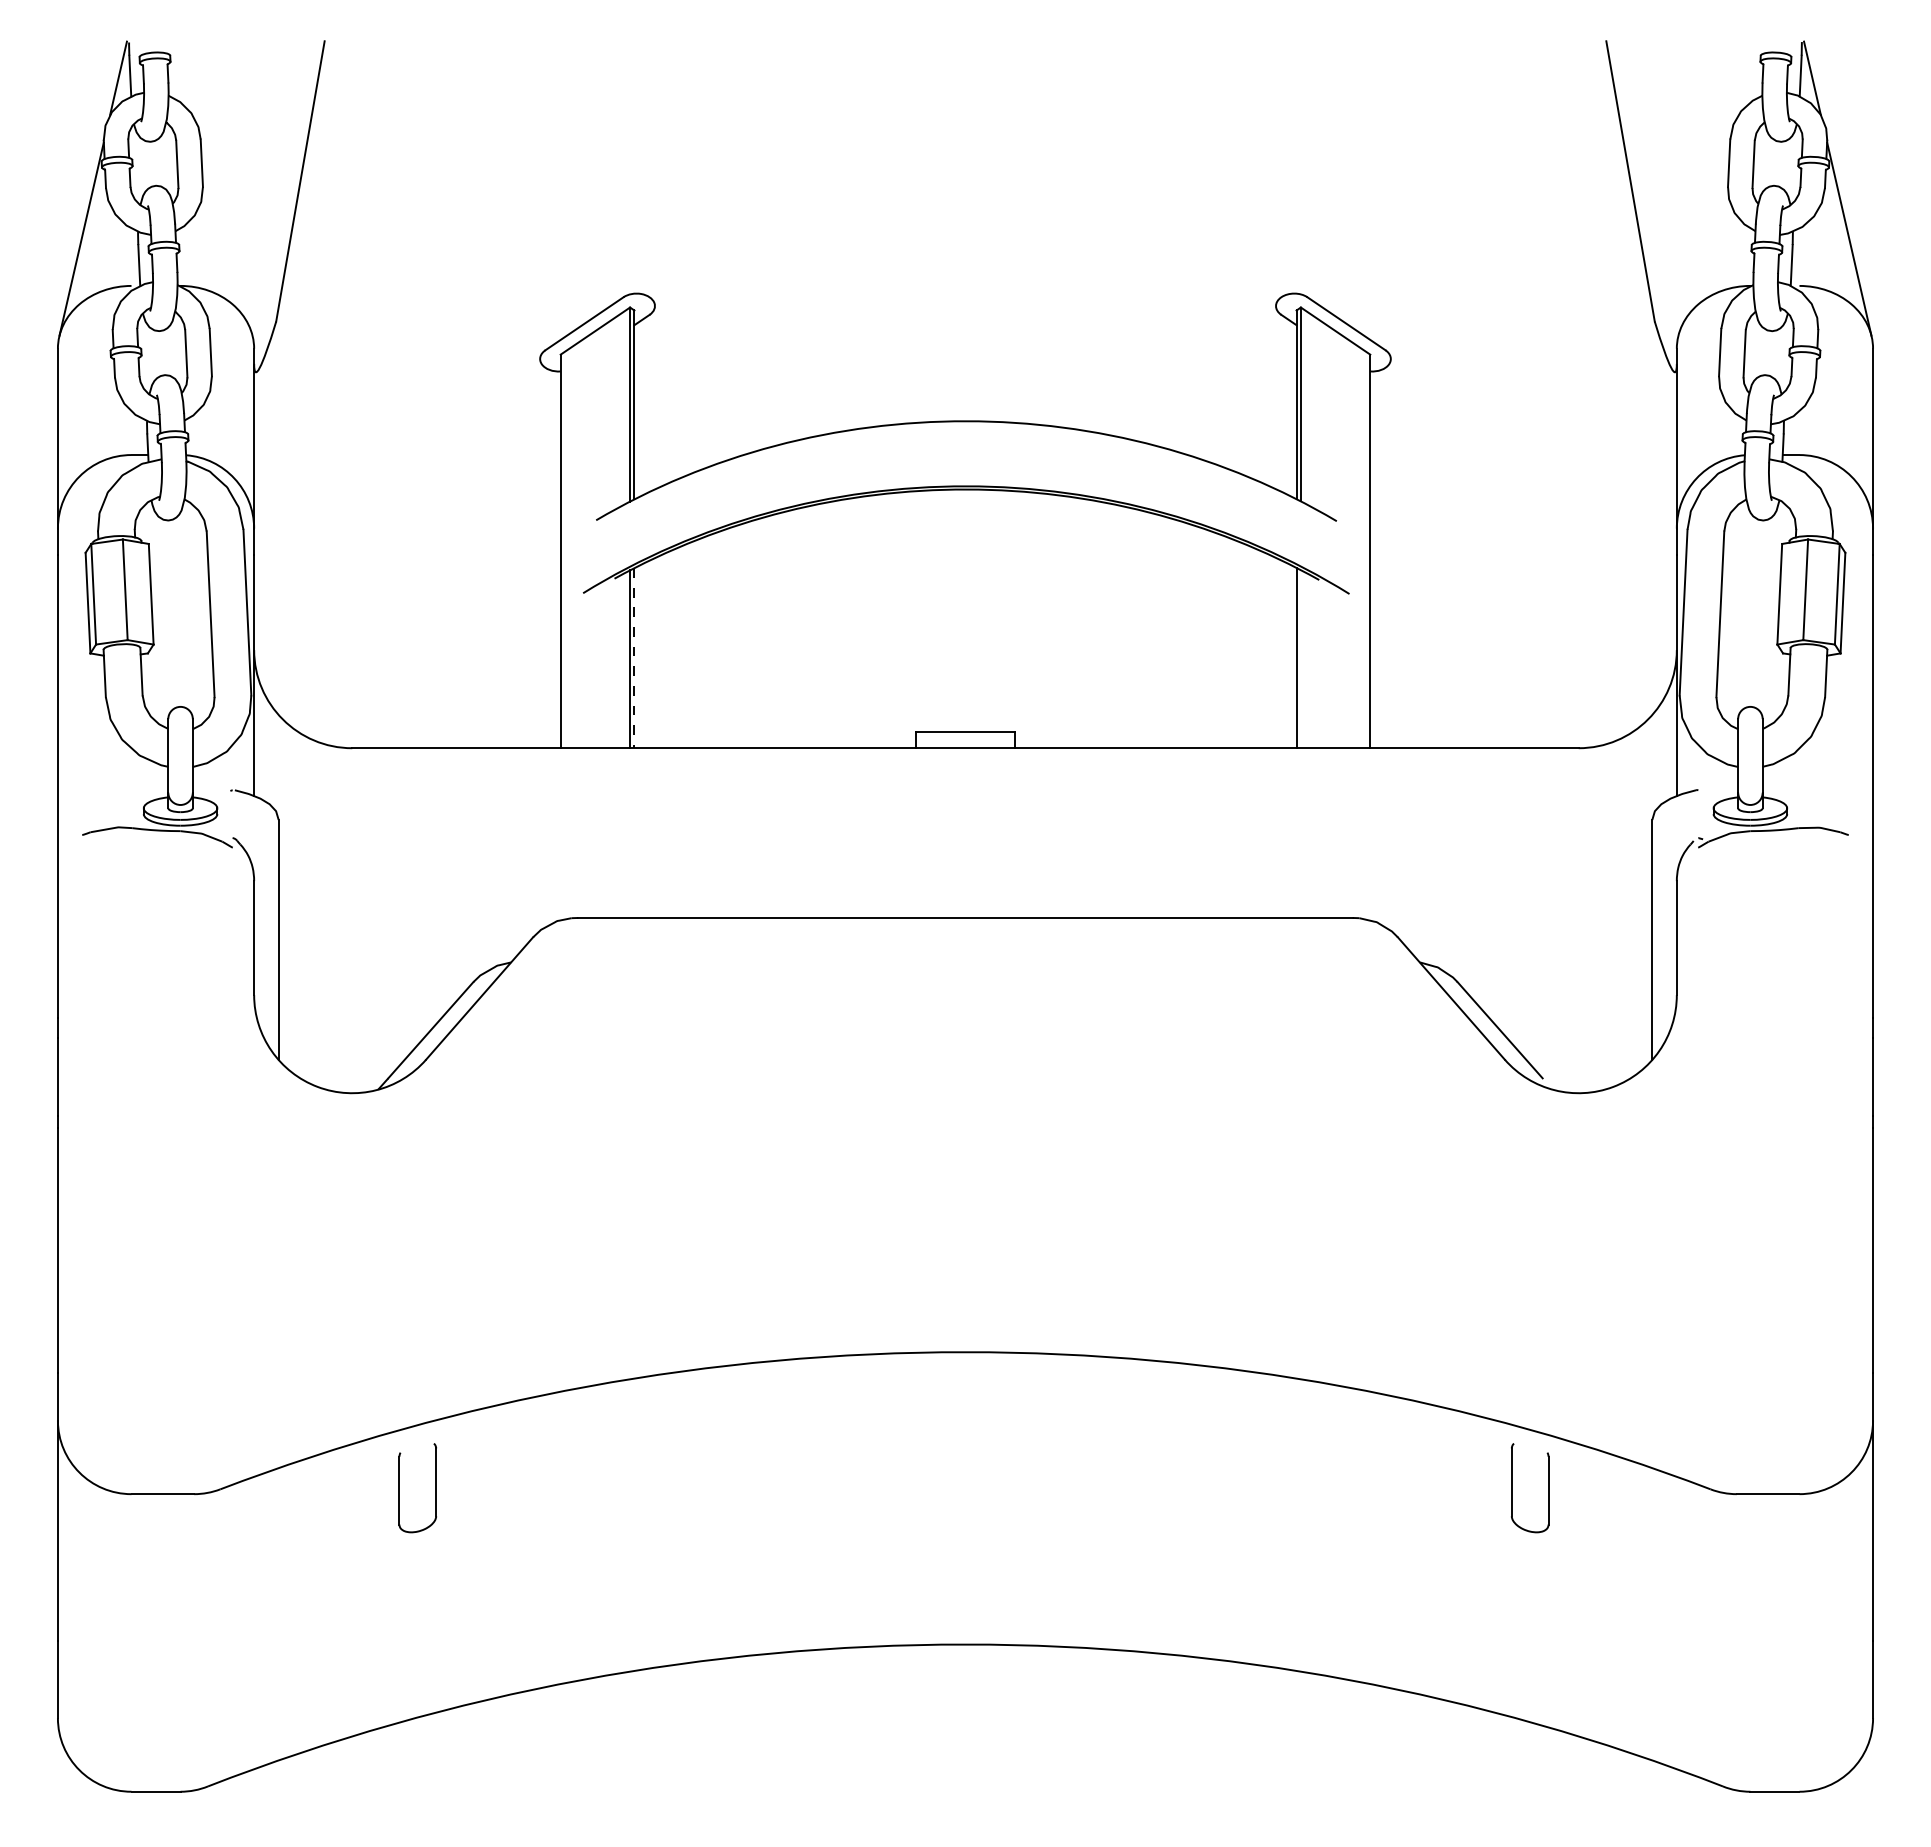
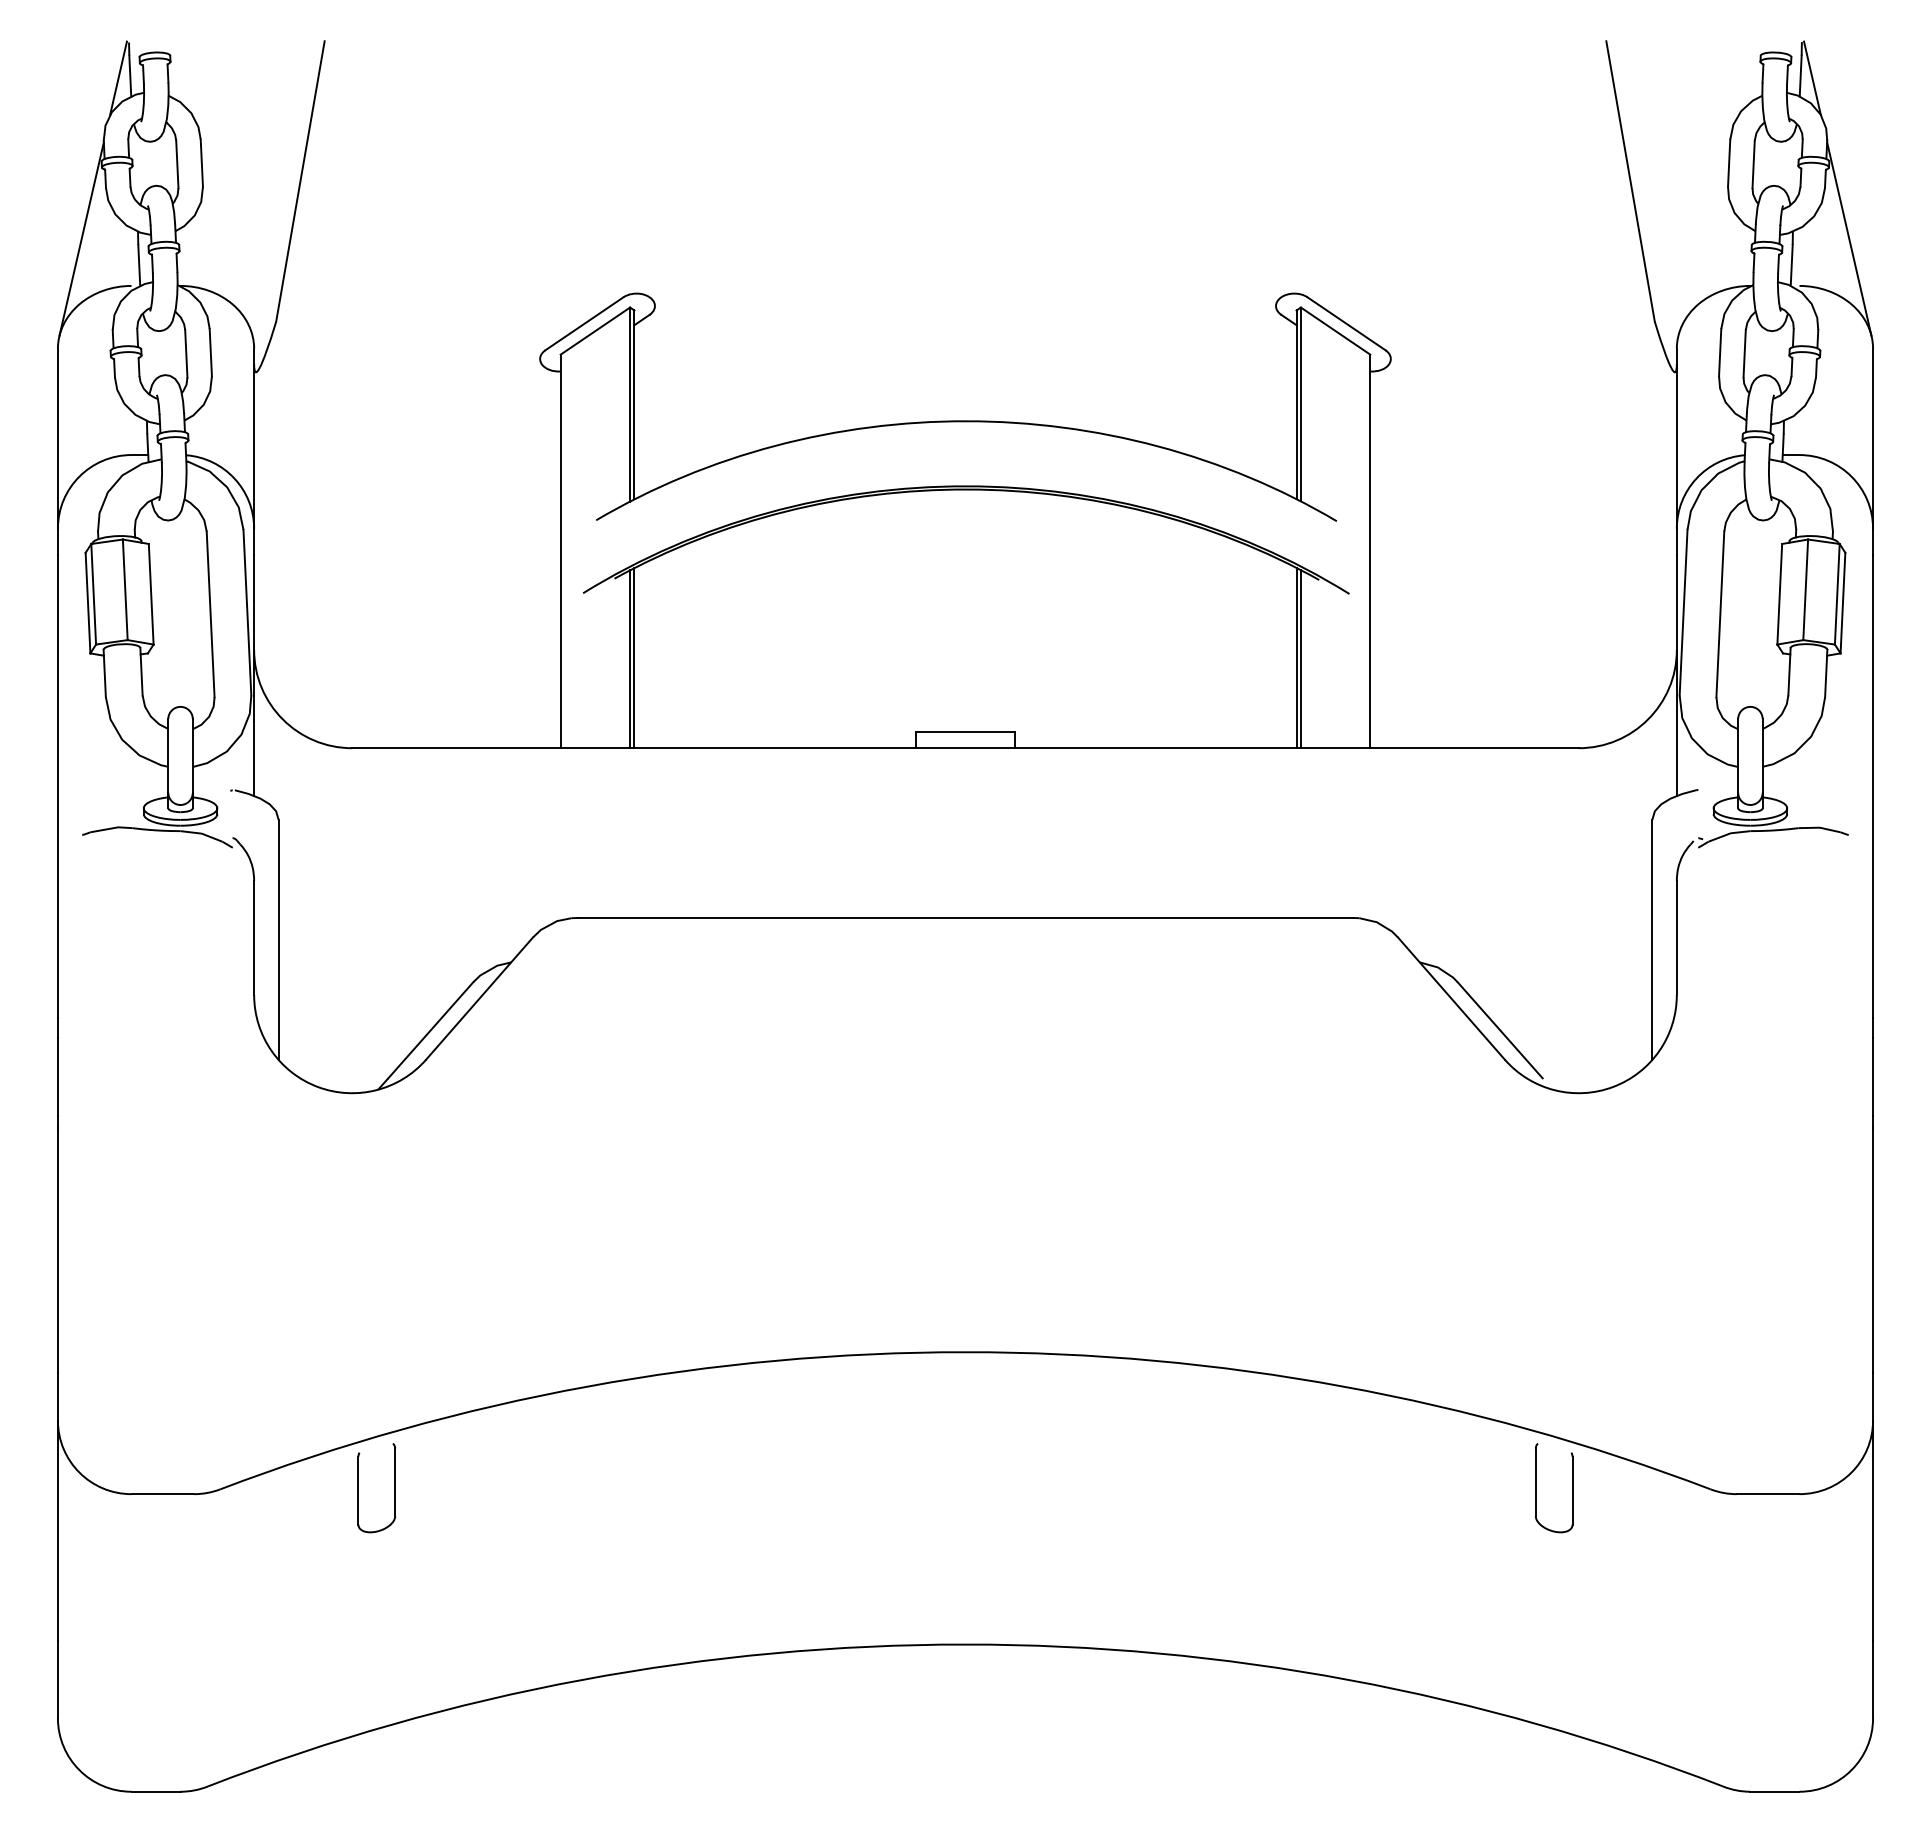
line: dashed -> solid (634, 658)
line: none -> present (1300, 659)
part position: (399, 1488) -> (358, 1488) (358, 1488)
part position: (1512, 1488) -> (1536, 1488) (1536, 1488)
